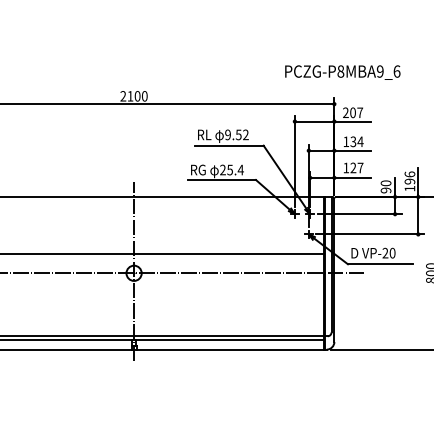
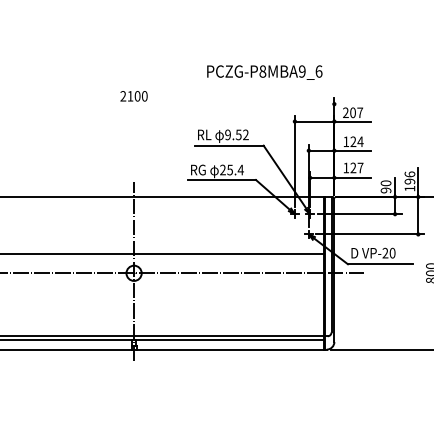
text position: (342, 72) -> (264, 72) (264, 72)
line: present -> none (168, 104)
text: 134 -> 124 (353, 142)
